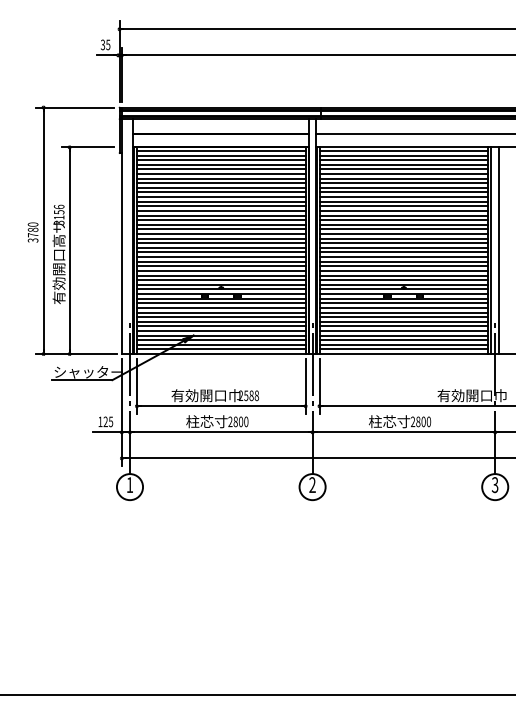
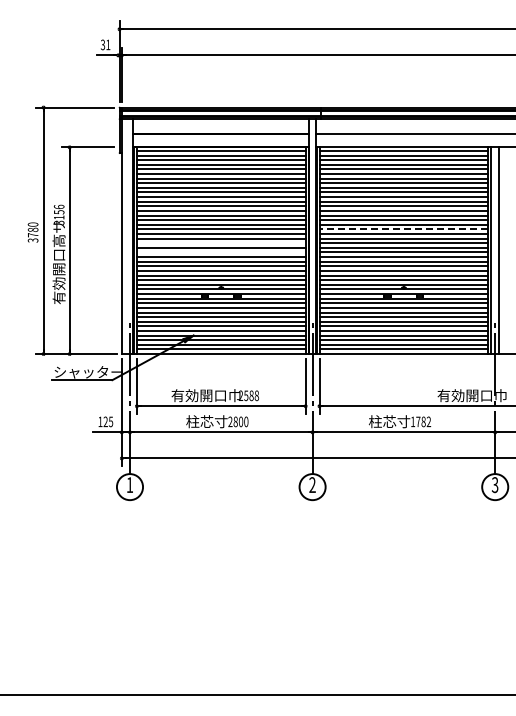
text: 35 -> 31 (108, 44)
line: solid -> dashed (403, 229)
line: present -> none (220, 243)
line: present -> none (220, 252)
text: 2800 -> 1782 (420, 421)
